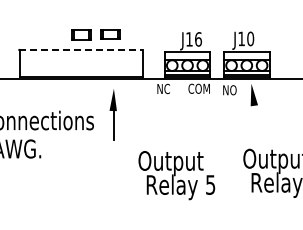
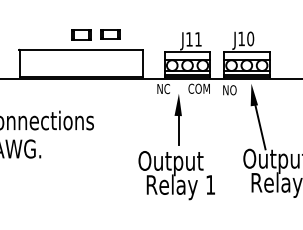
text: J16 -> J11 (198, 39)
line: dashed -> solid (81, 49)
part position: (112, 114) -> (177, 119) (177, 119)
line: none -> present (260, 126)
text: 5 -> 1 (210, 184)
